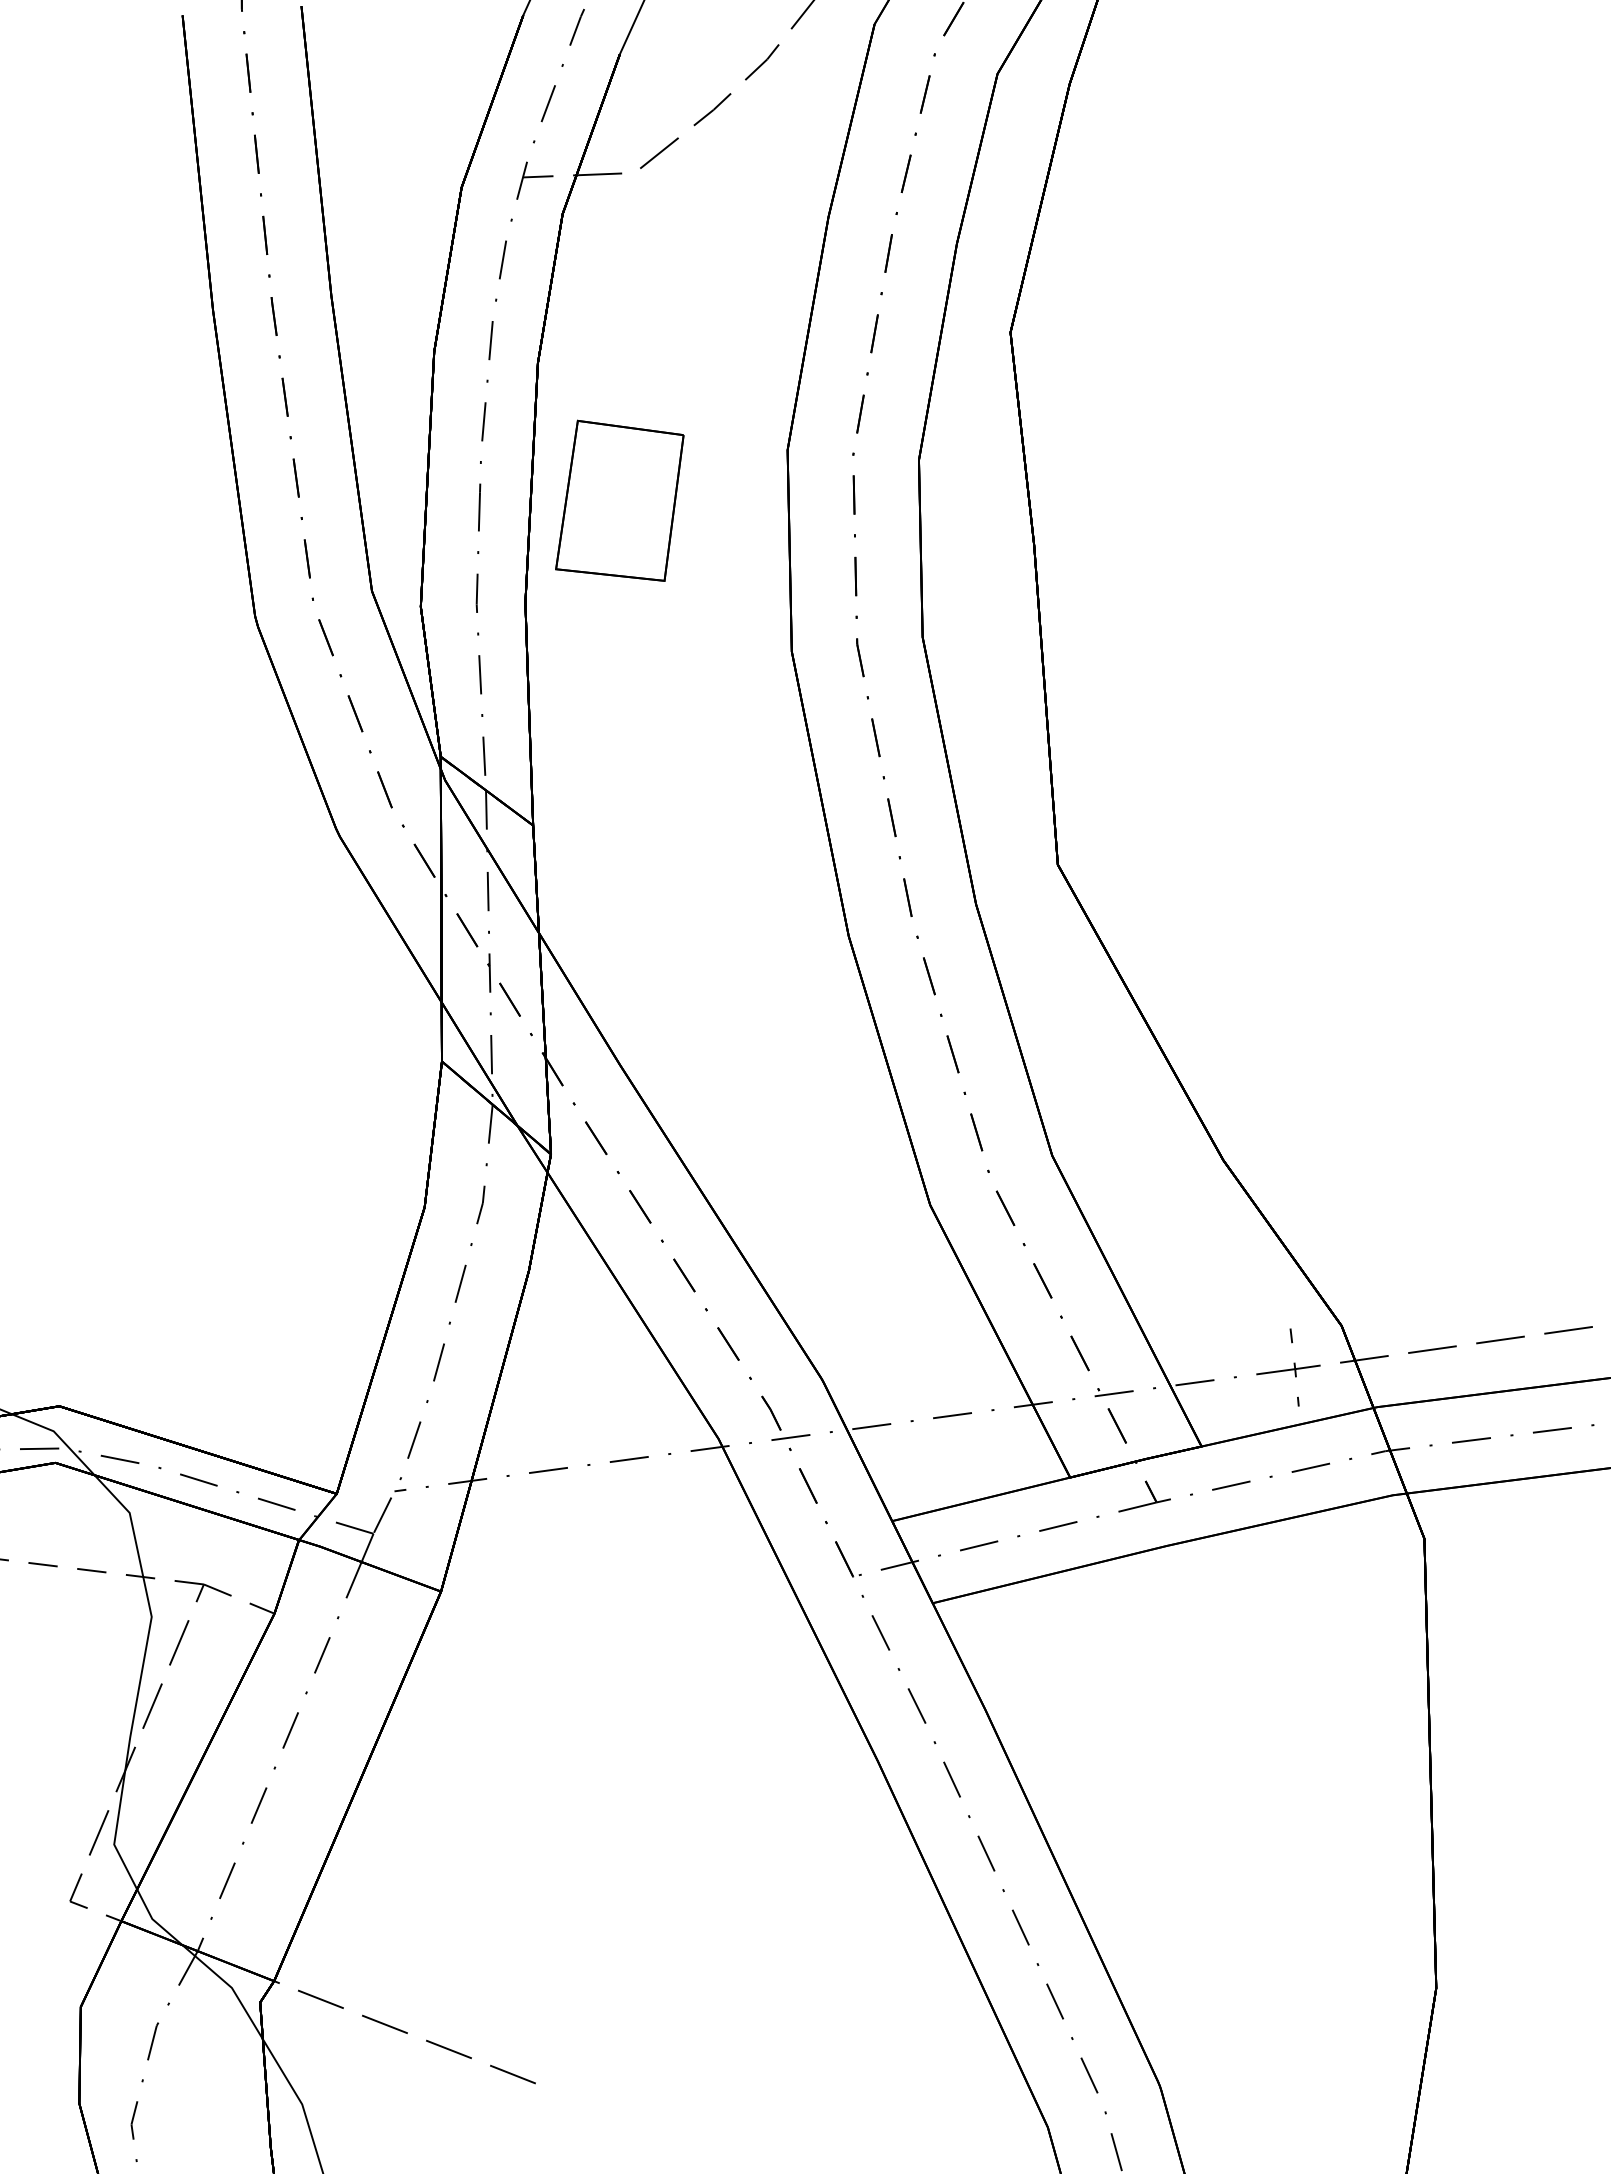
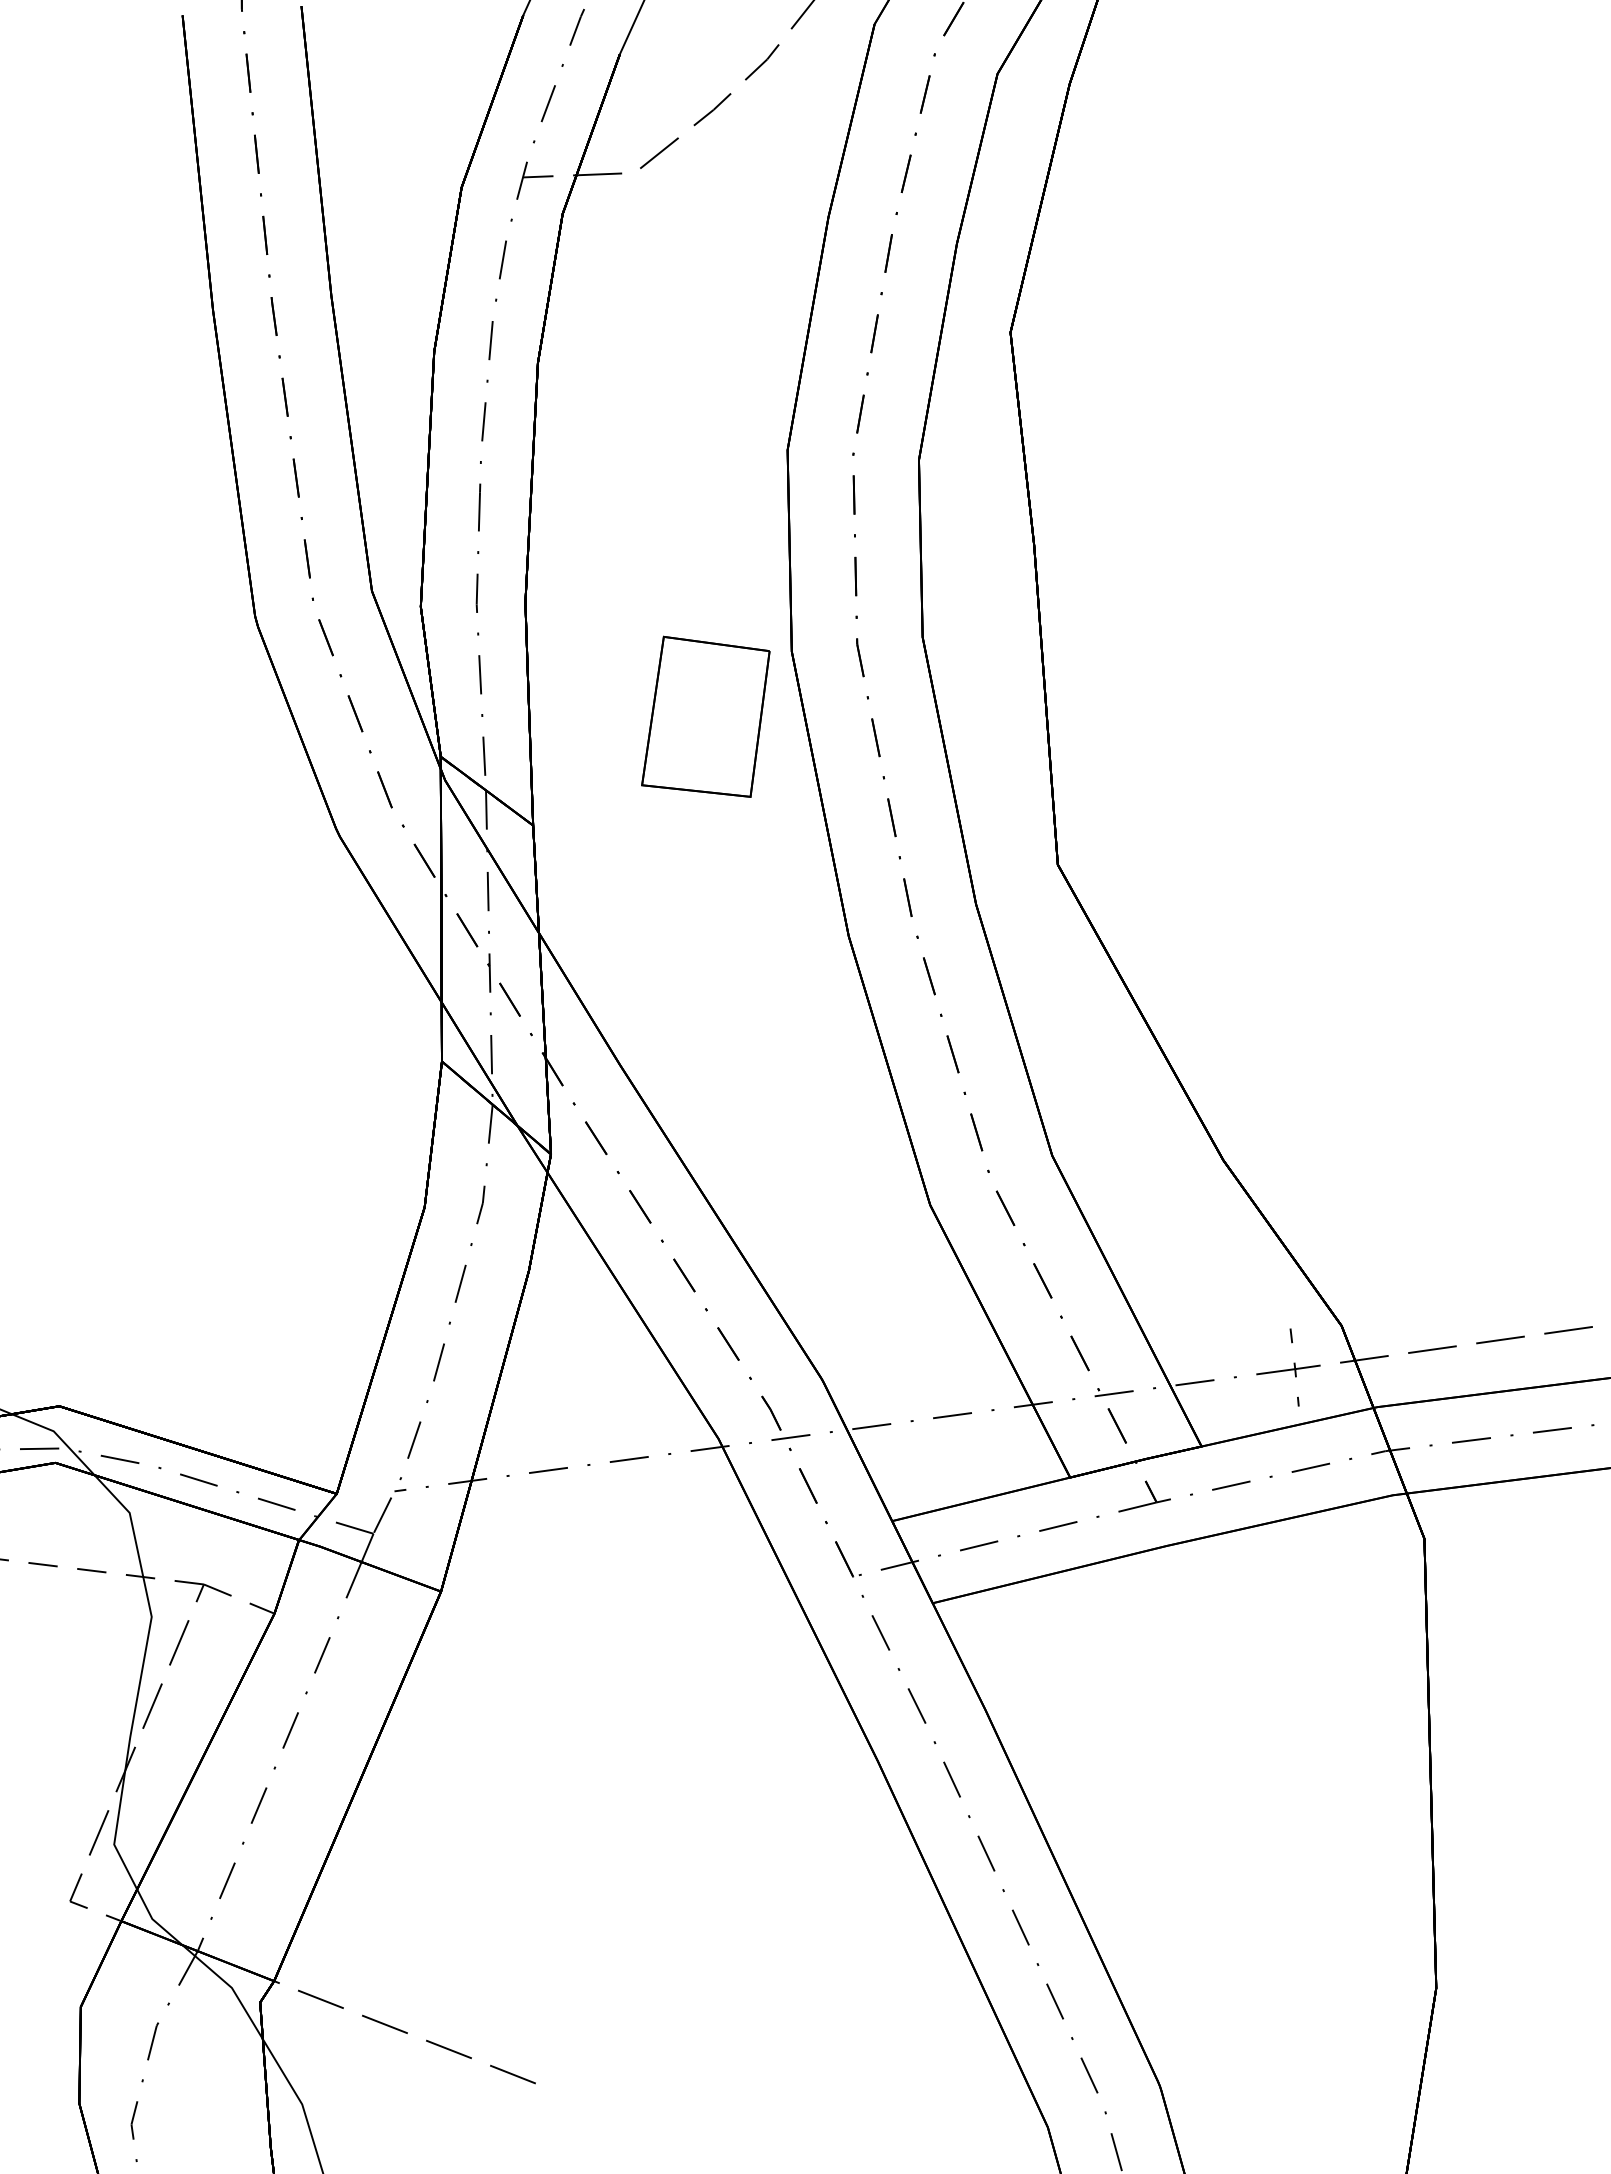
part position: (619, 500) -> (705, 716) (705, 716)
